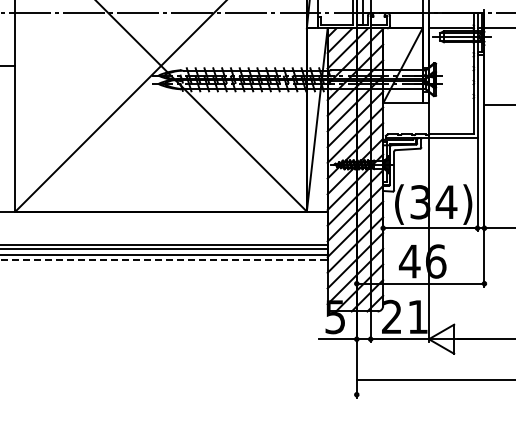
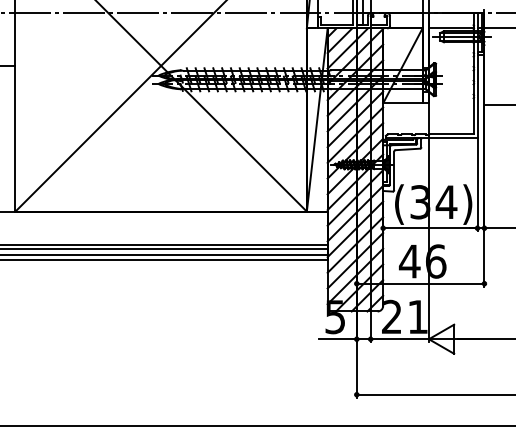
line: dashed -> solid (164, 260)
line position: (434, 379) -> (434, 394) (434, 394)
line: none -> present (257, 425)
